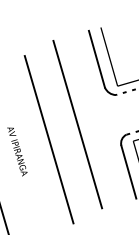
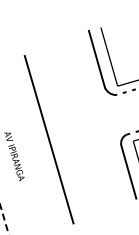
line: present -> none (77, 124)
text position: (17, 151) -> (14, 156) (14, 156)
line: solid -> dashed (4, 219)
